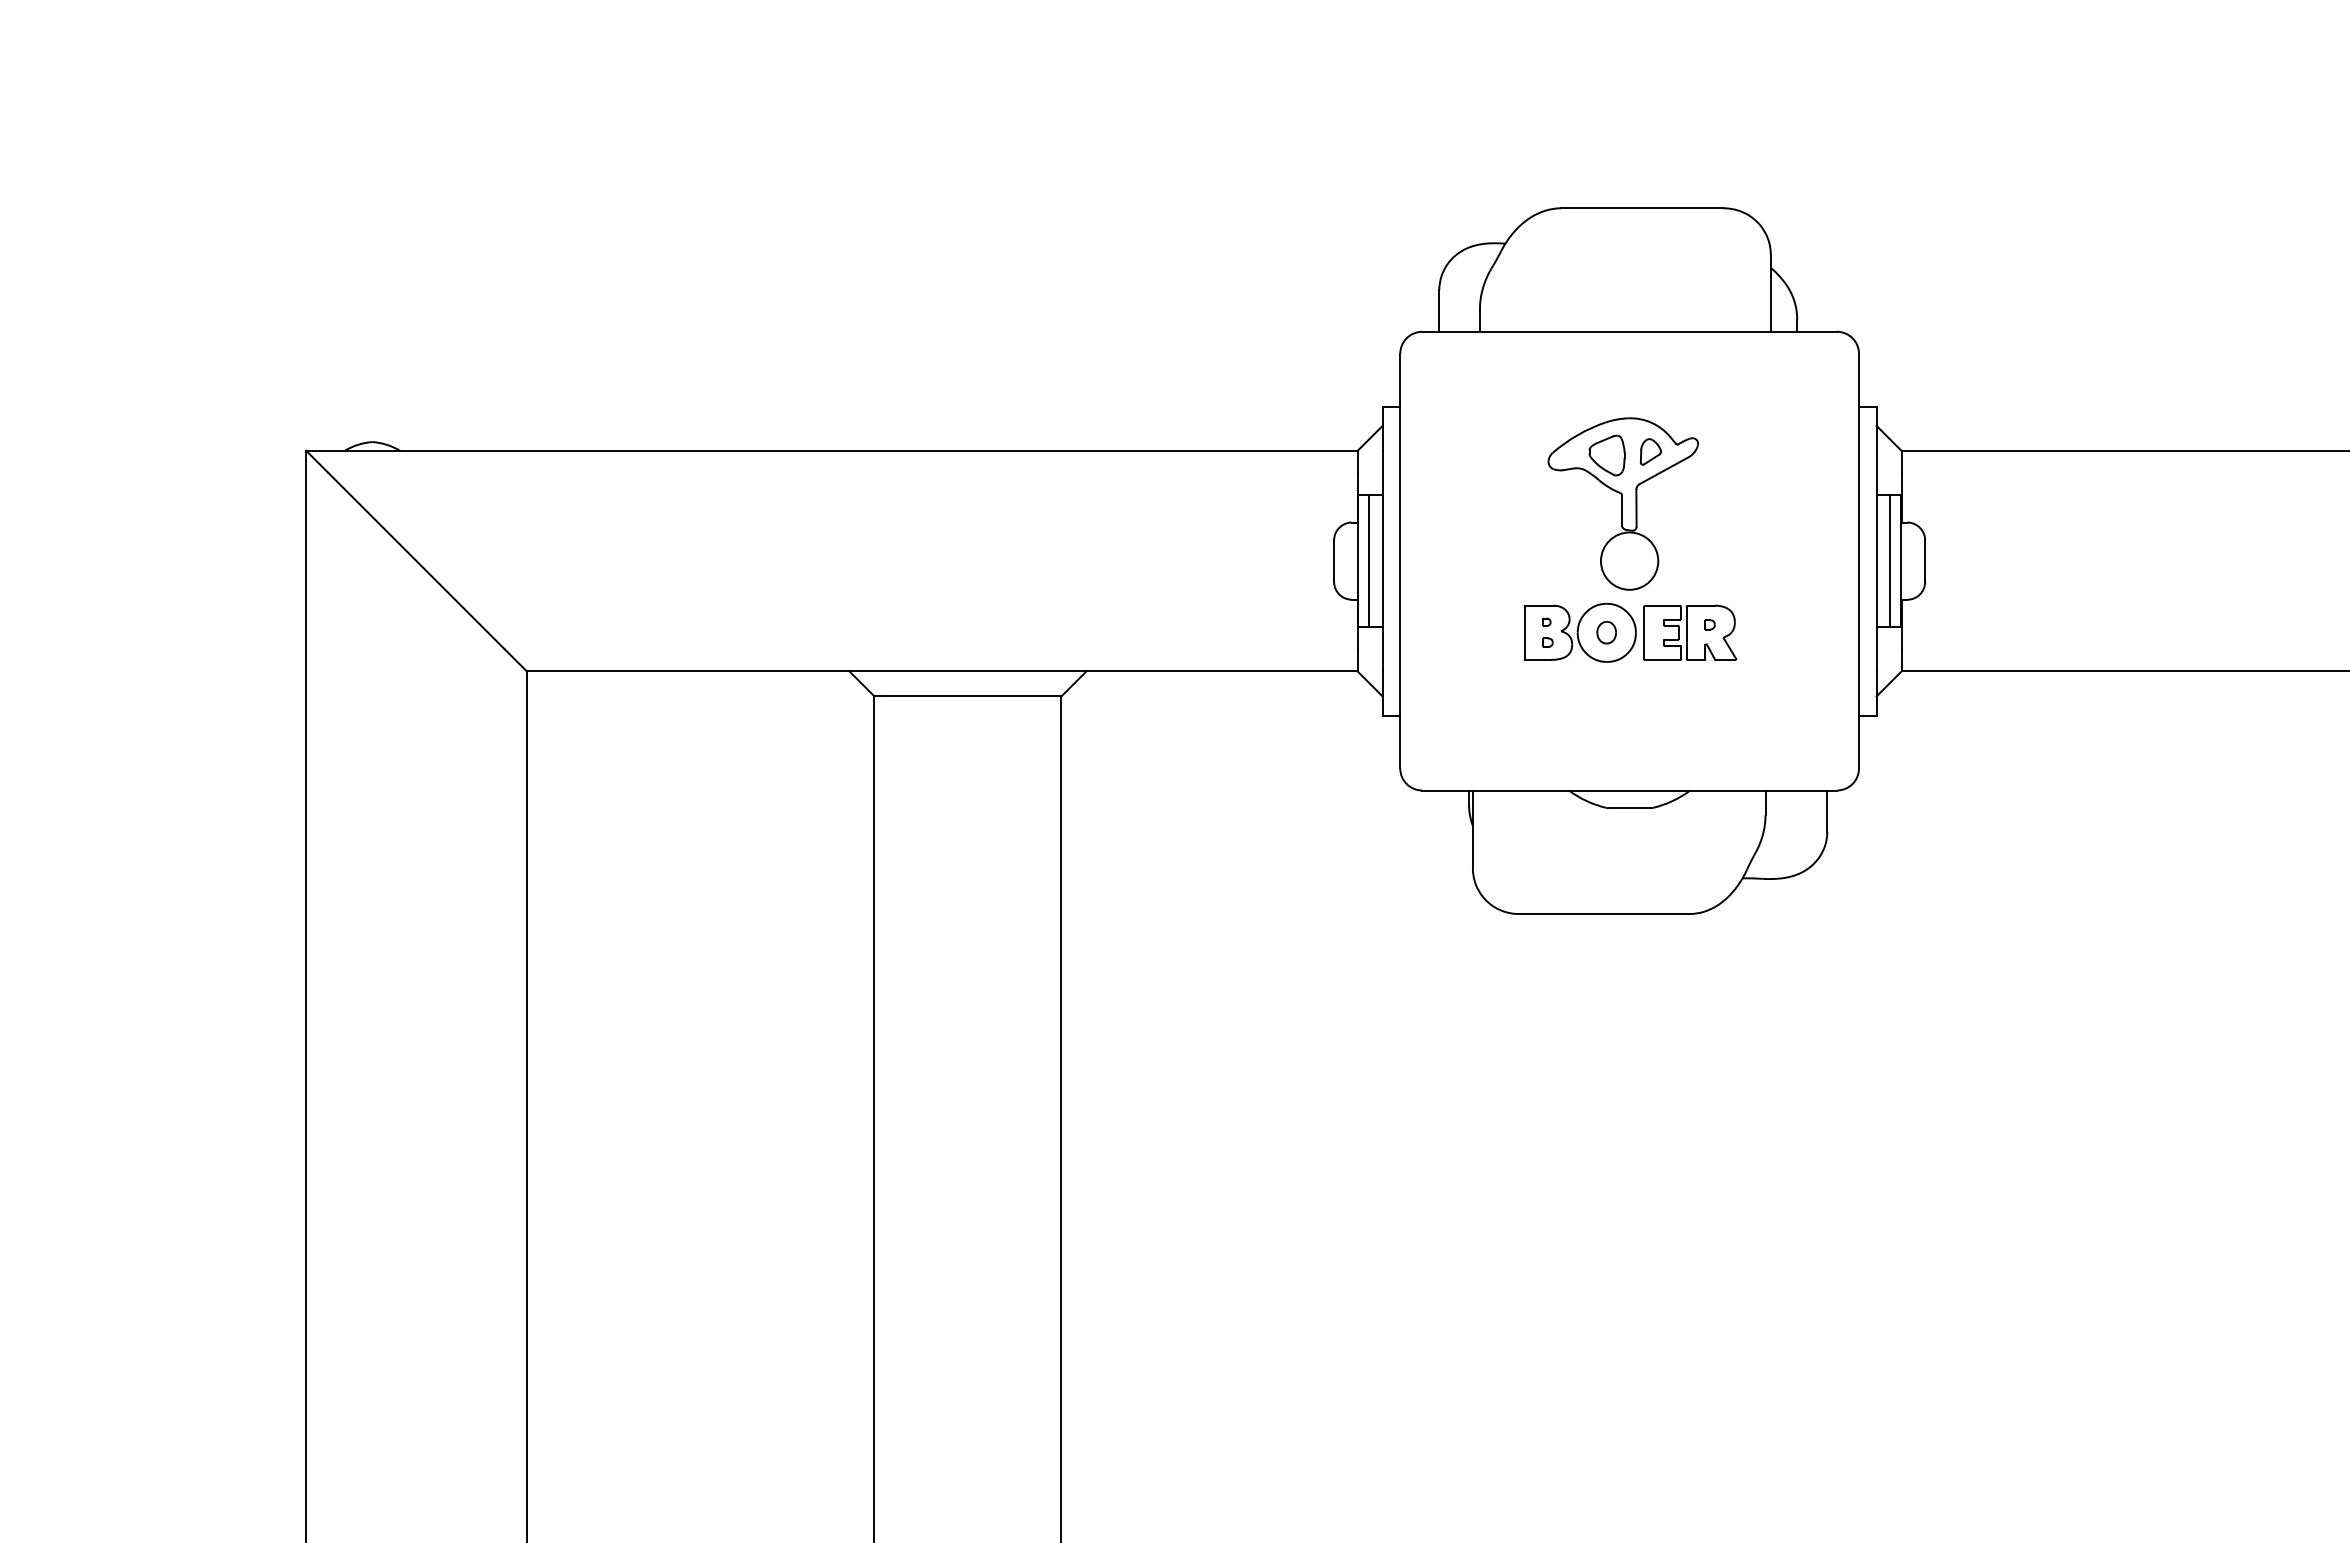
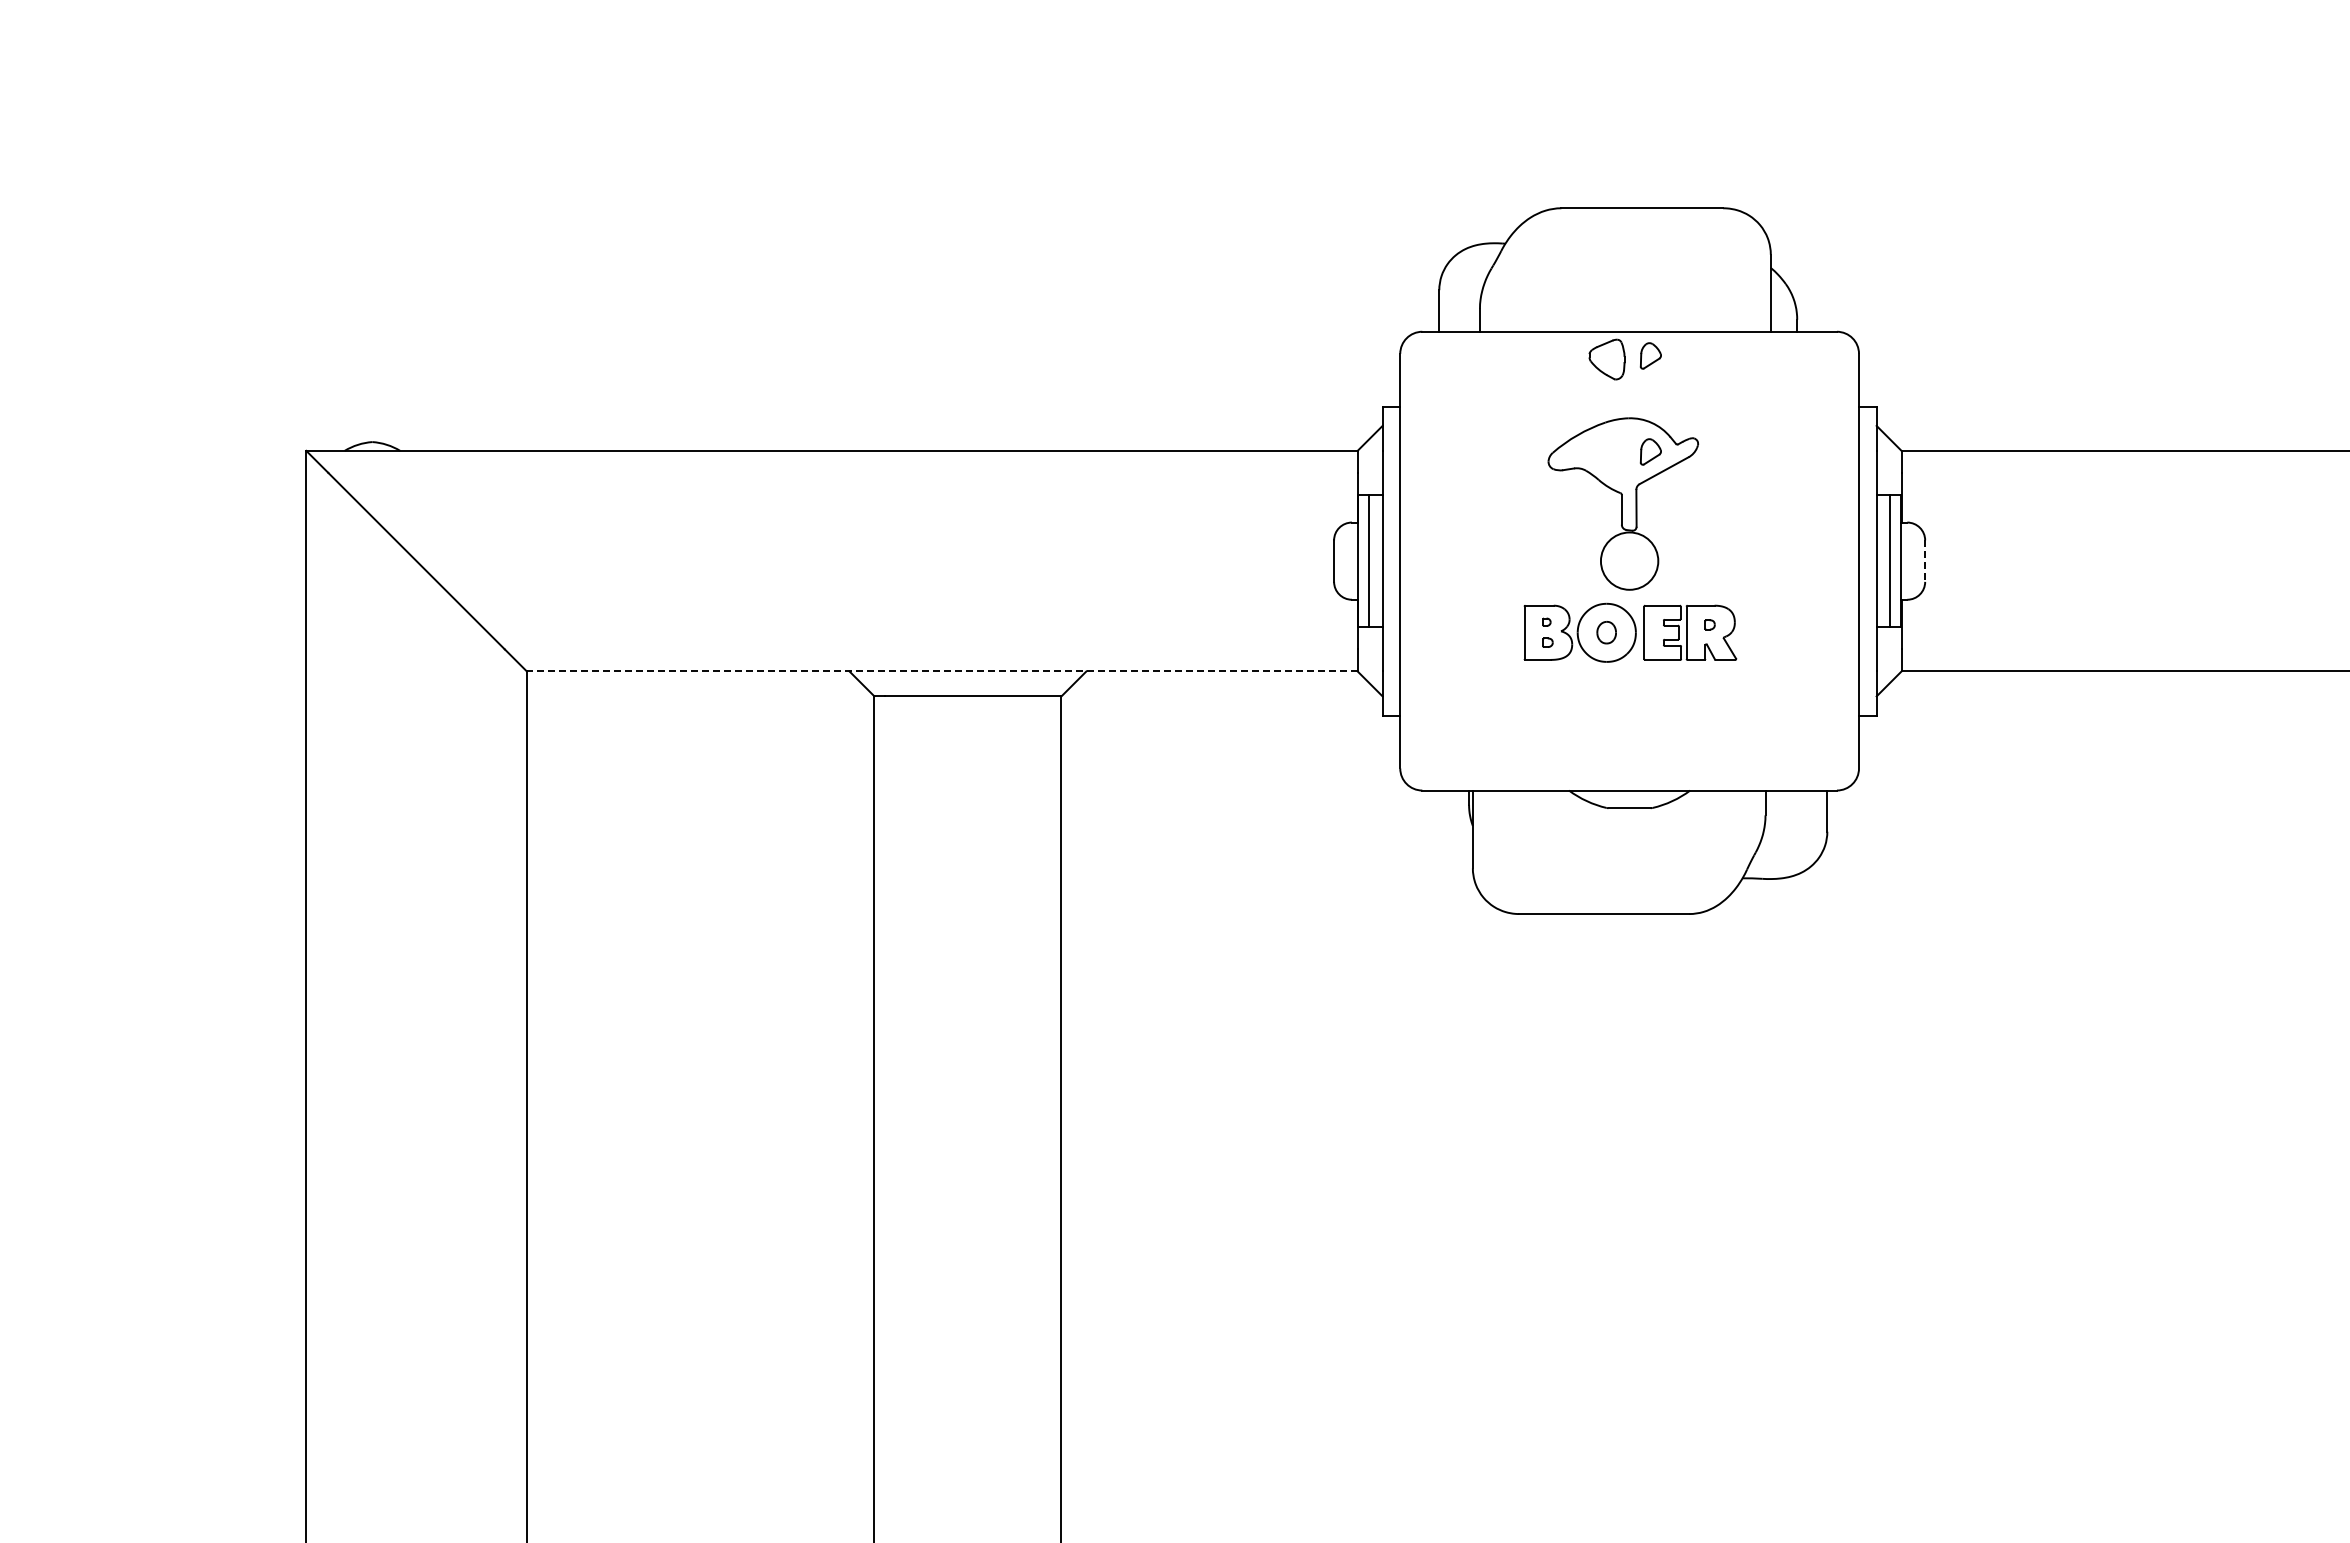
part: none -> present (1650, 355)
part position: (1606, 455) -> (1606, 359) (1606, 359)
line: solid -> dashed (1925, 561)
line: solid -> dashed (941, 671)
